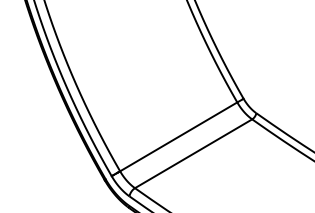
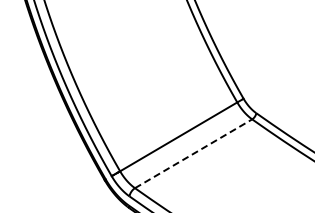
line: solid -> dashed (193, 153)
